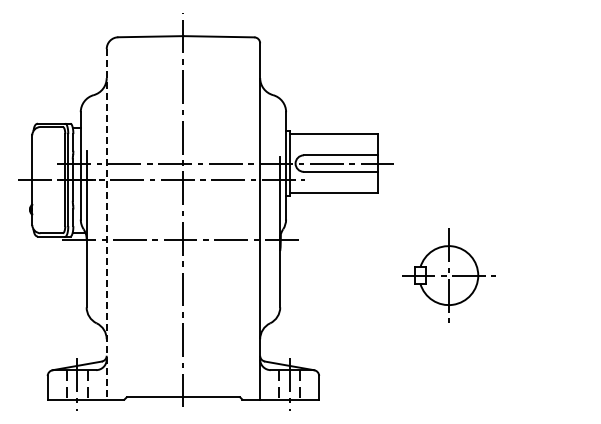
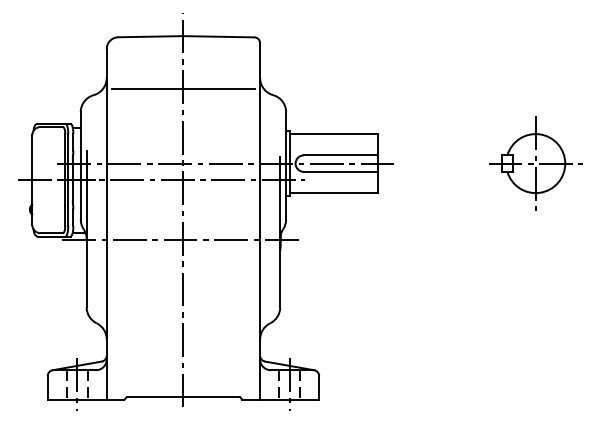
line: none -> present (183, 89)
line: dashed -> solid (106, 224)
part position: (448, 275) -> (535, 163) (535, 163)
